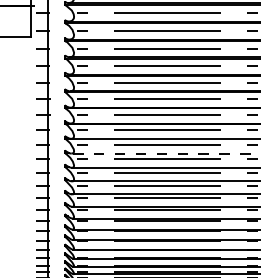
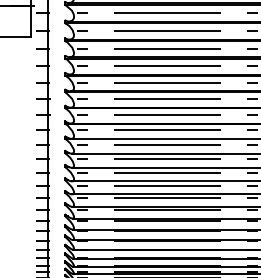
line: dashed -> solid (165, 153)
